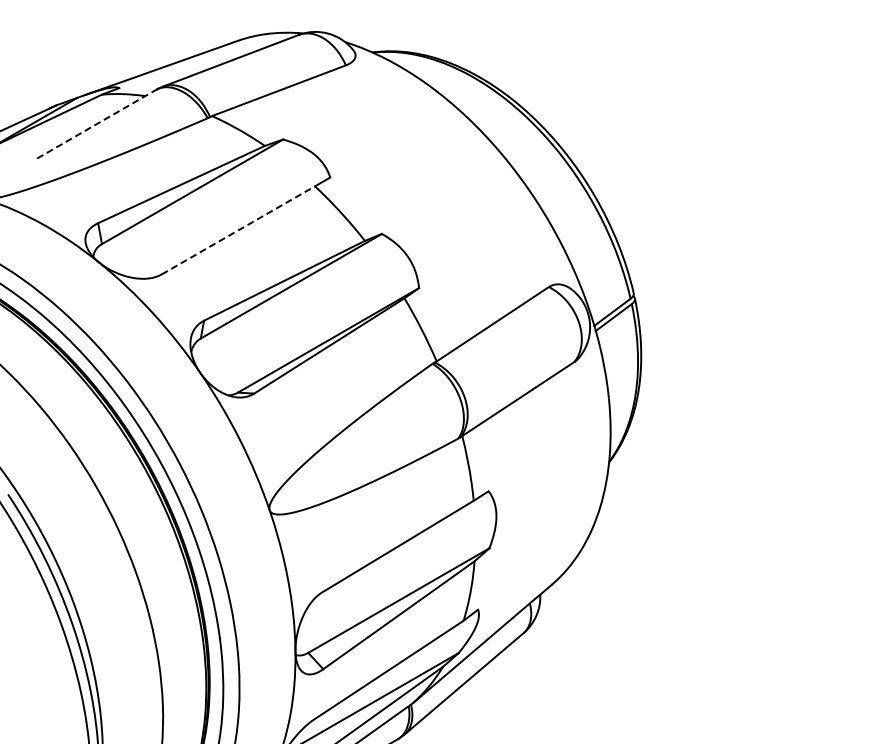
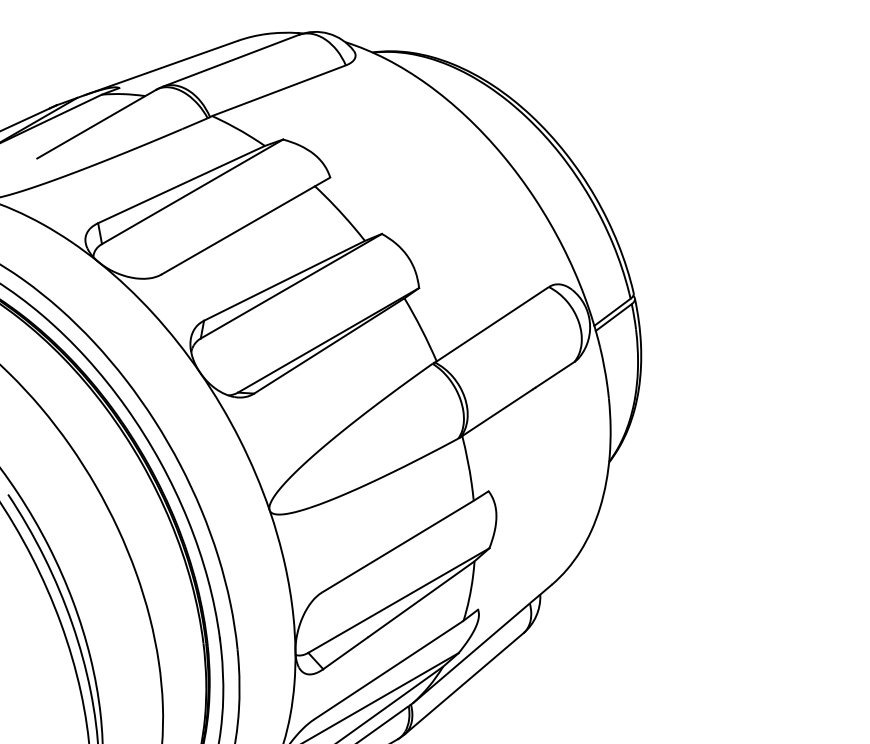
line: dashed -> solid (97, 124)
line: dashed -> solid (238, 230)
